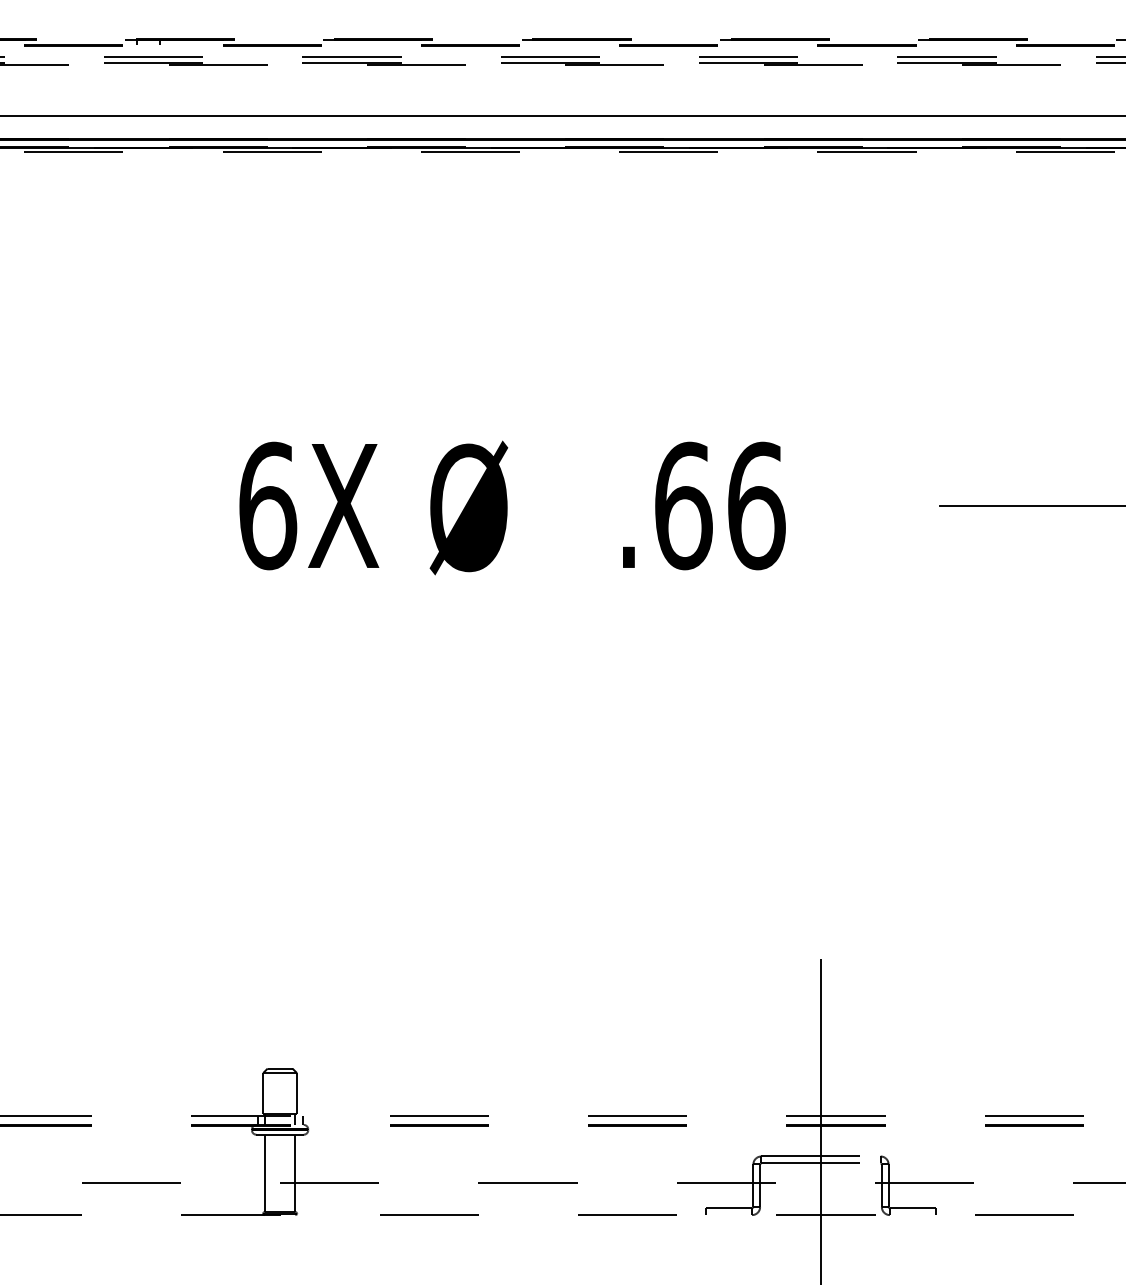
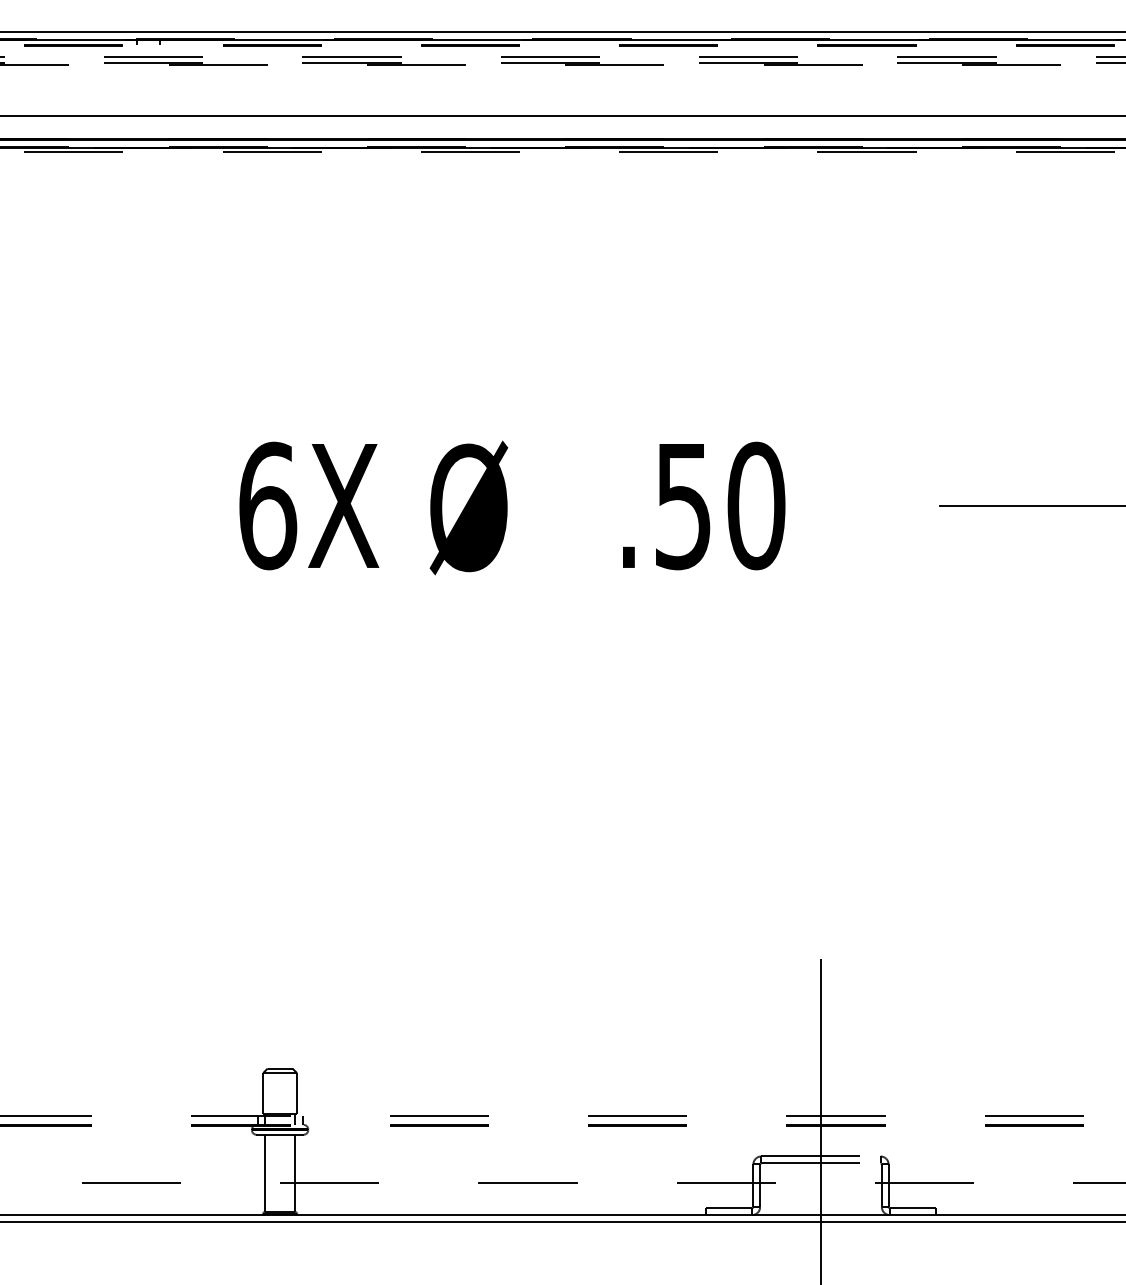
line: none -> present (562, 31)
line: dashed -> solid (563, 39)
text: .66 -> .50 (720, 505)
line: dashed -> solid (563, 1215)
line: none -> present (562, 1221)
